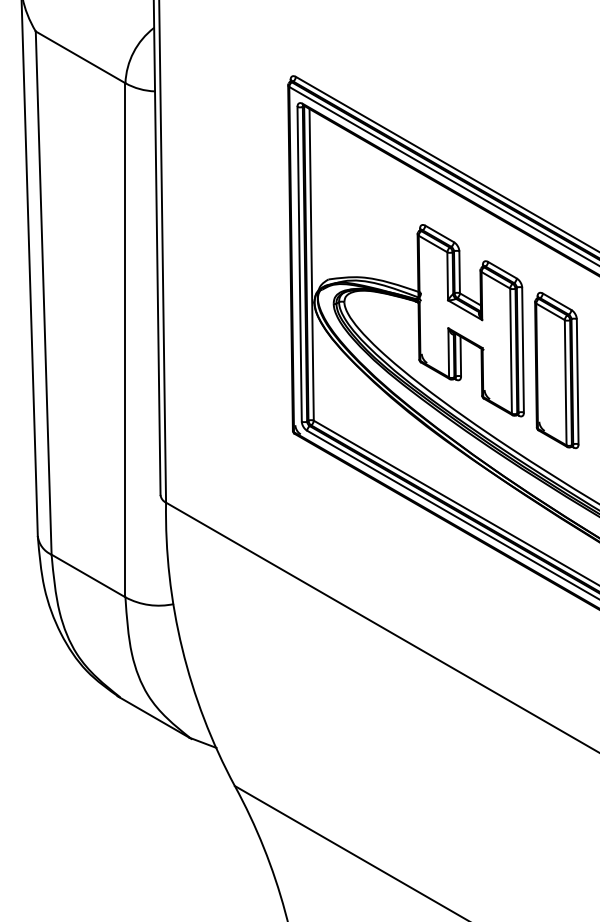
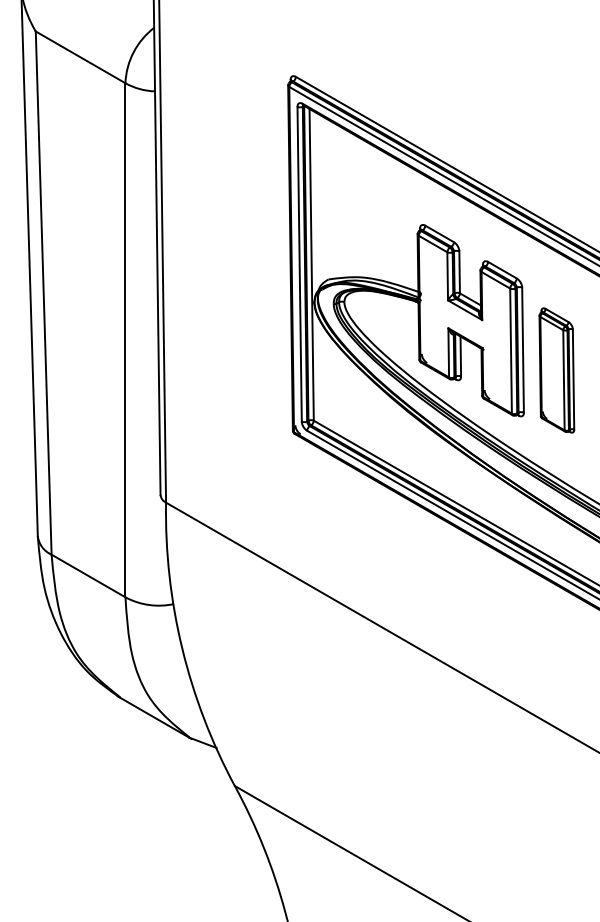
part size: 46x159 px -> 38x127 px (556, 370)
